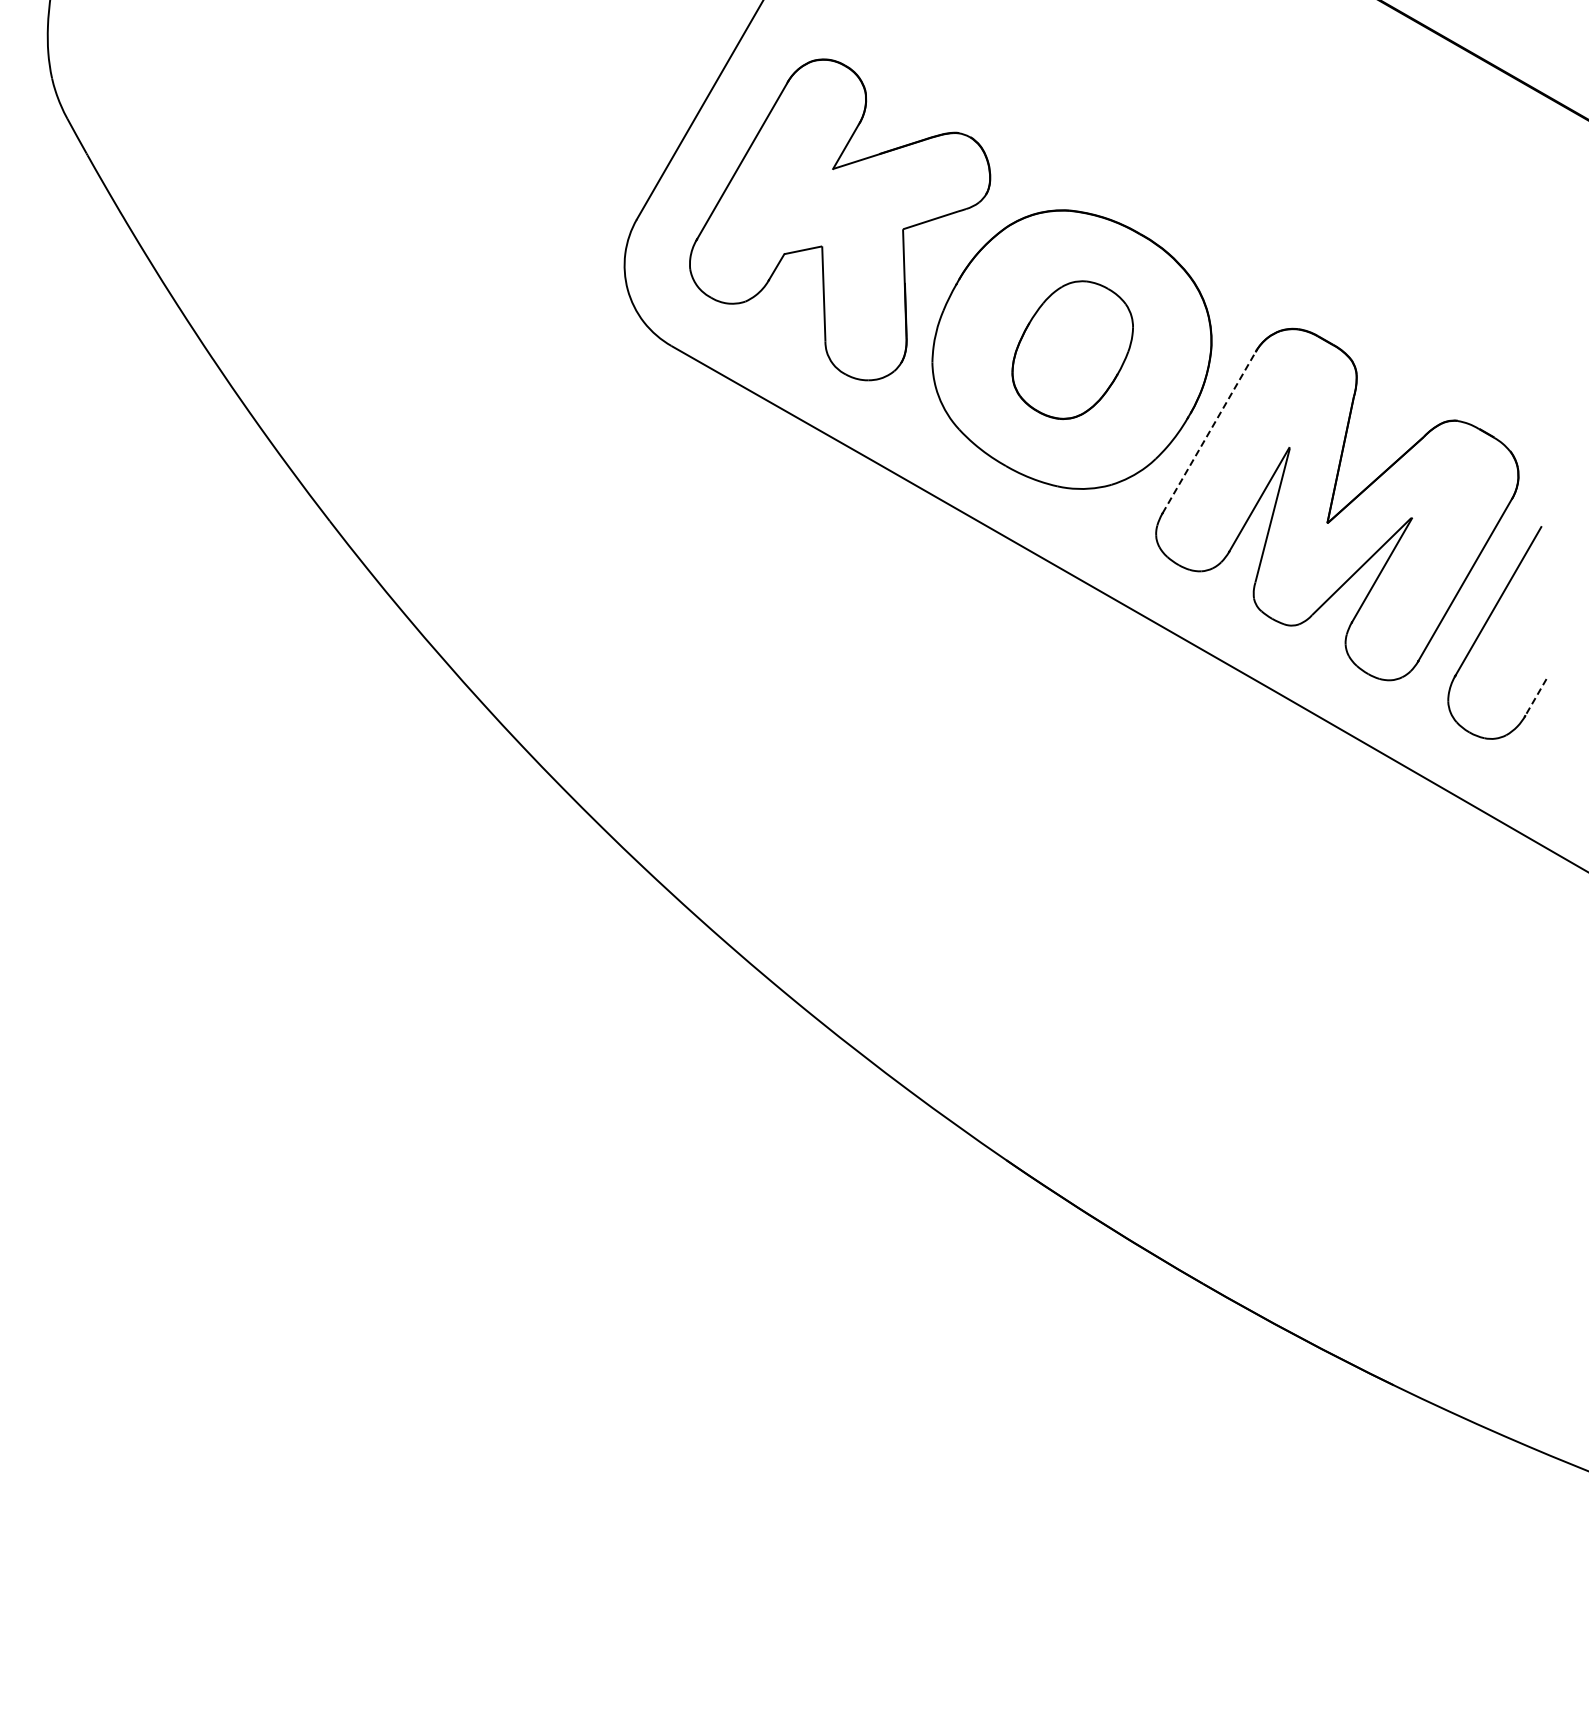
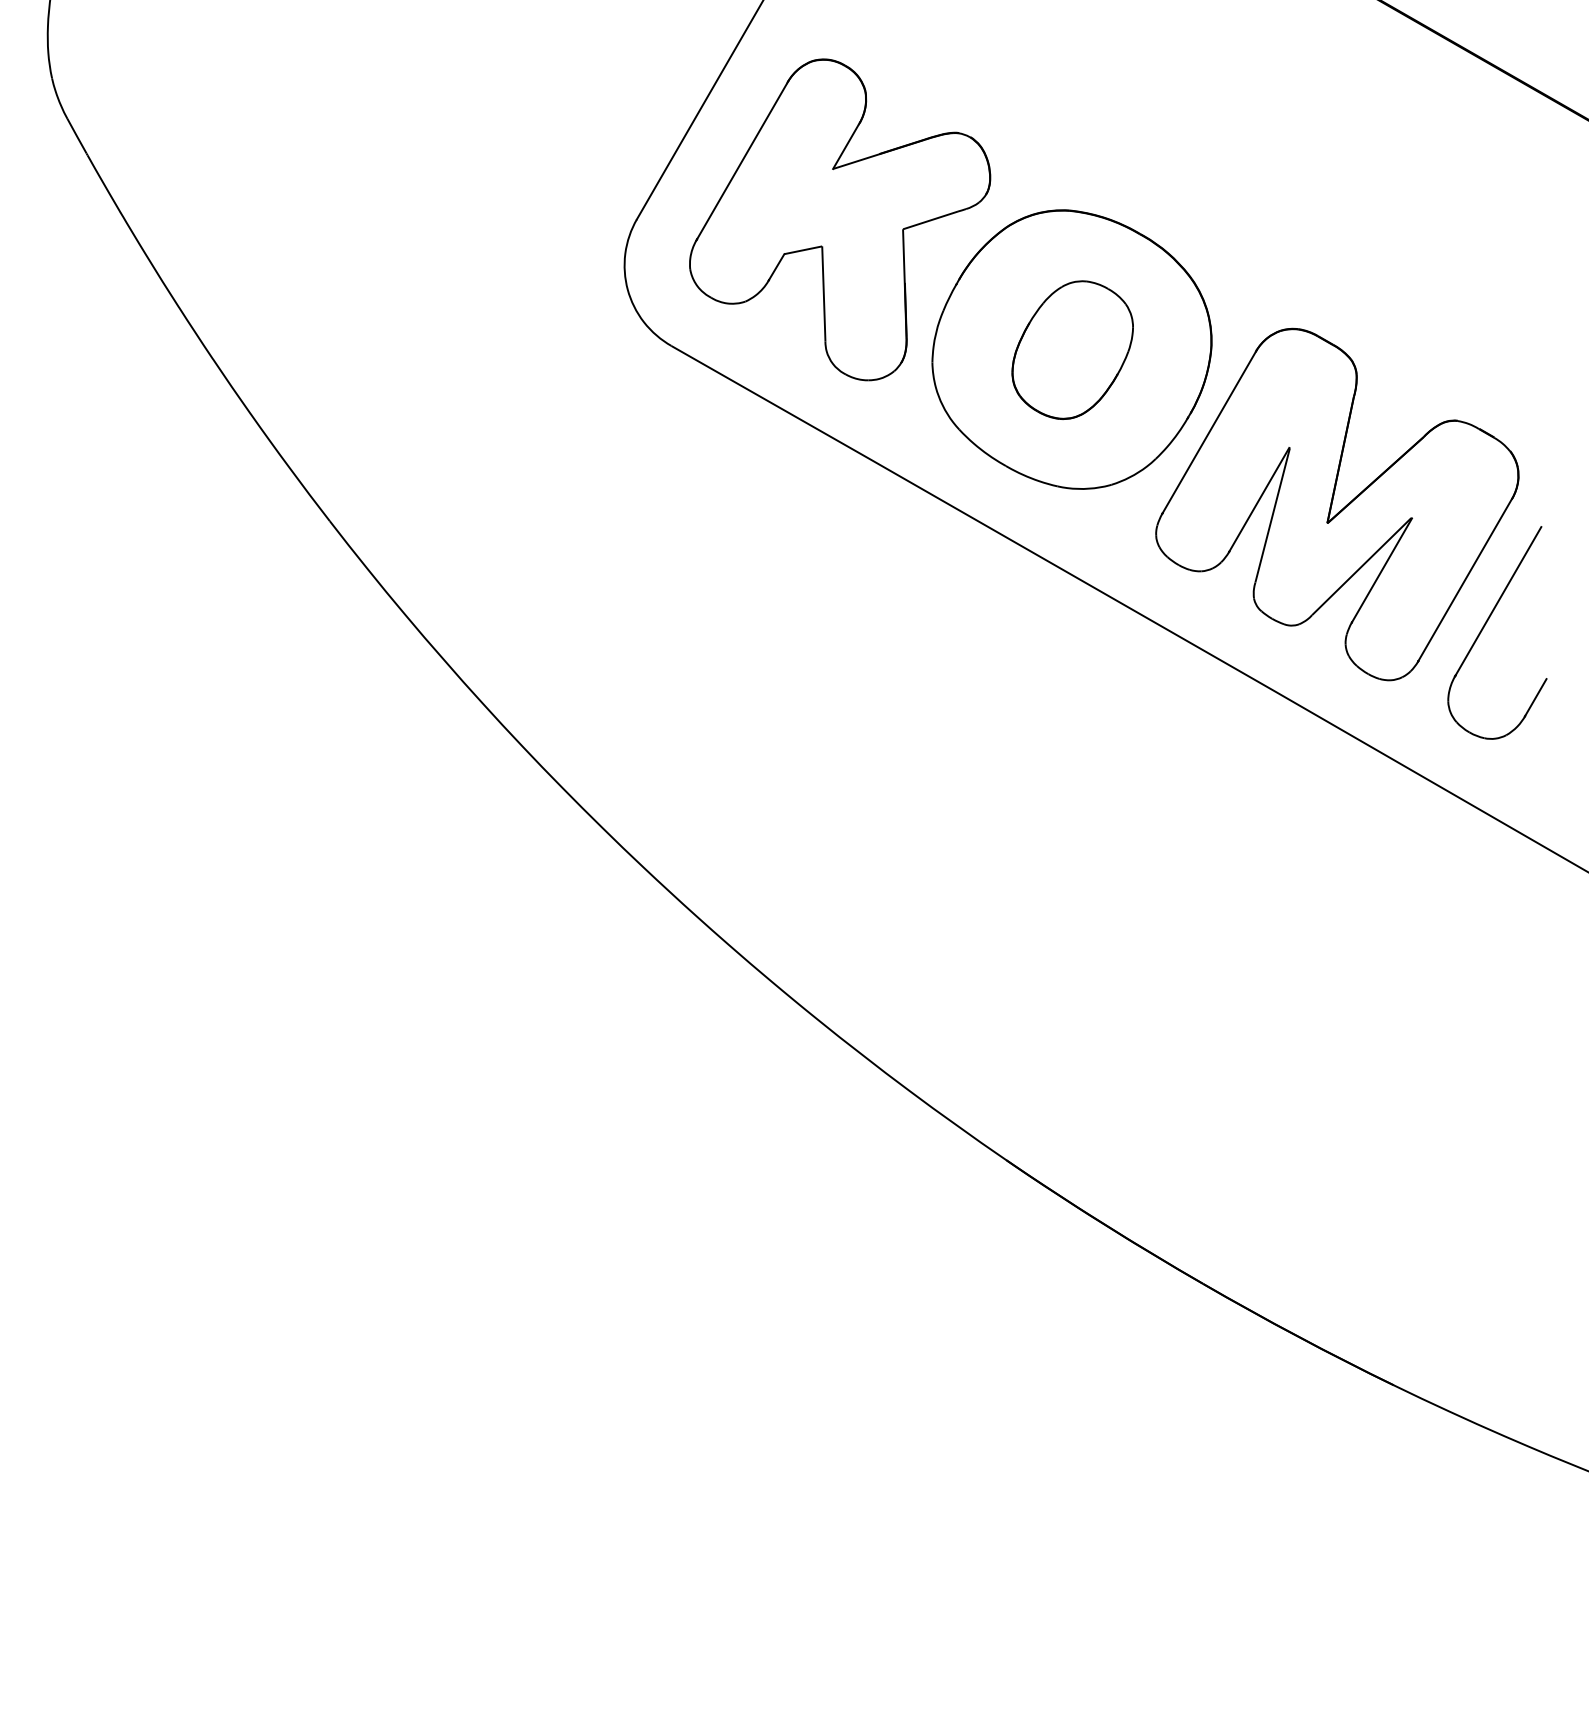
line: dashed -> solid (1209, 432)
line: dashed -> solid (1536, 697)
